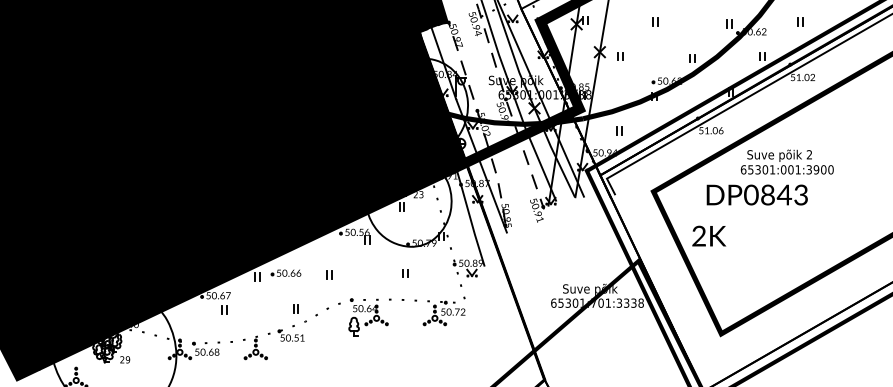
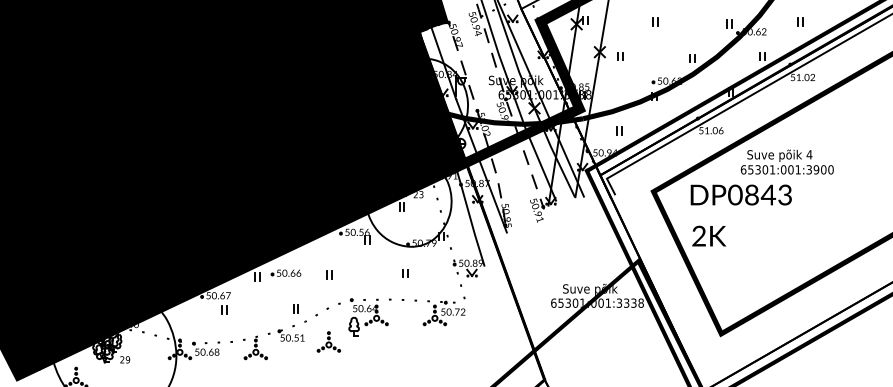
text: 2 -> 4 (809, 154)
text position: (756, 194) -> (740, 194) (740, 194)
text: 65301:701:3338 -> 65301:001:3338 (593, 302)
part: none -> present (328, 341)
